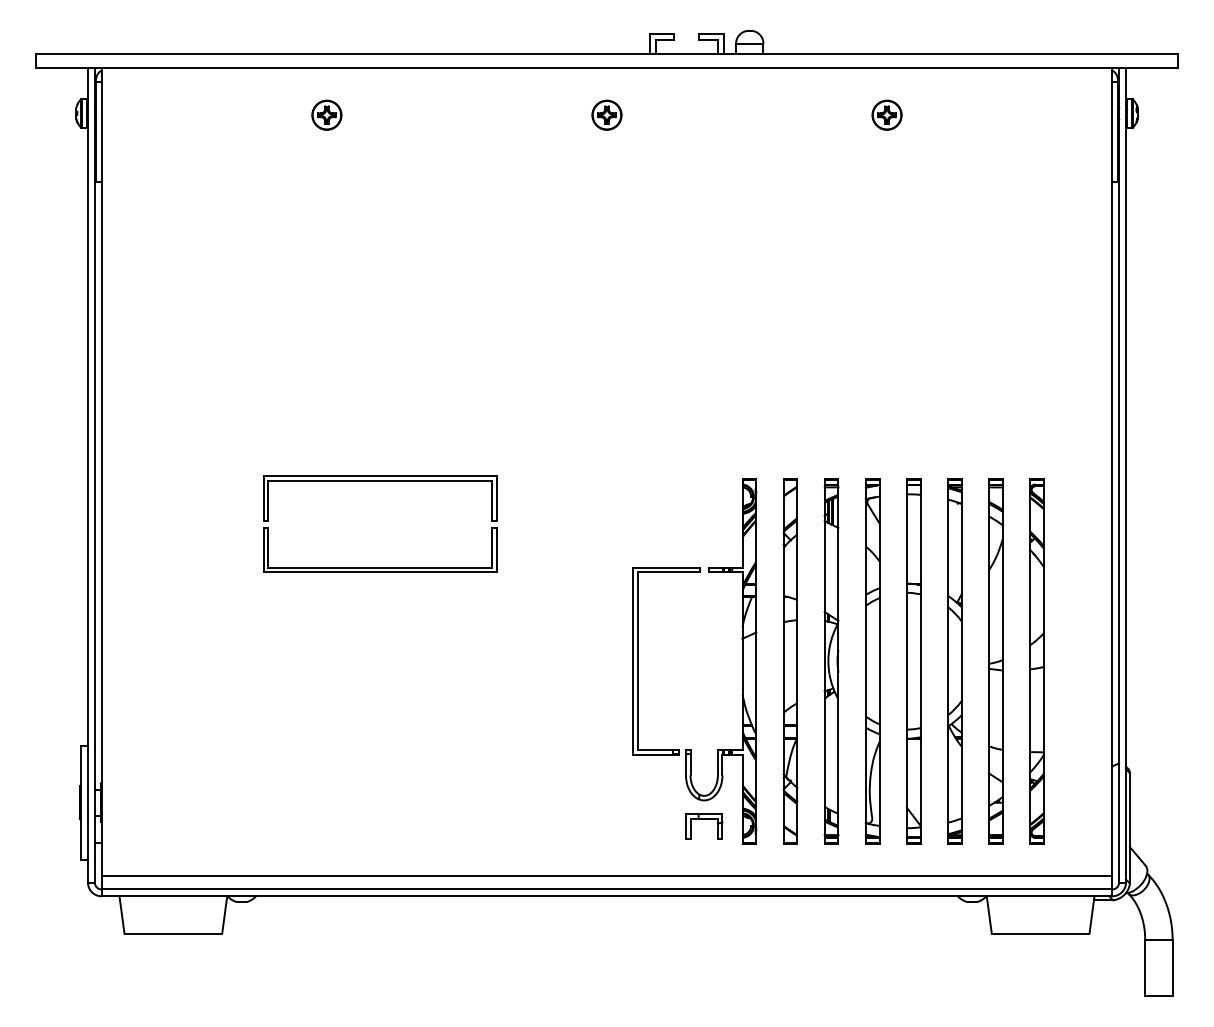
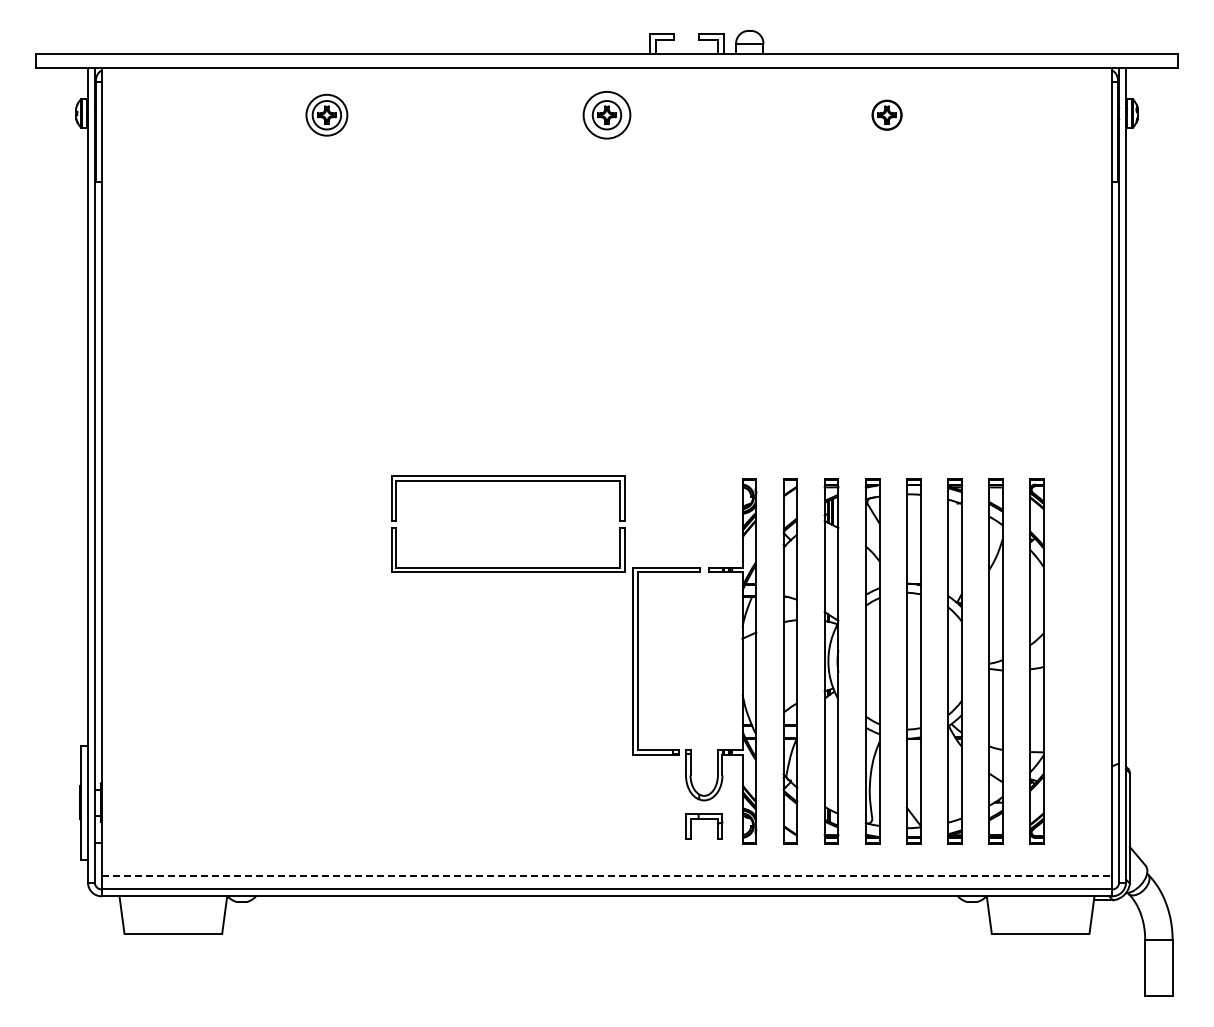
circle diameter: 29 px -> 41 px (326, 114)
circle diameter: 29 px -> 47 px (606, 114)
part position: (380, 481) -> (508, 481) (508, 481)
line: solid -> dashed (607, 875)
